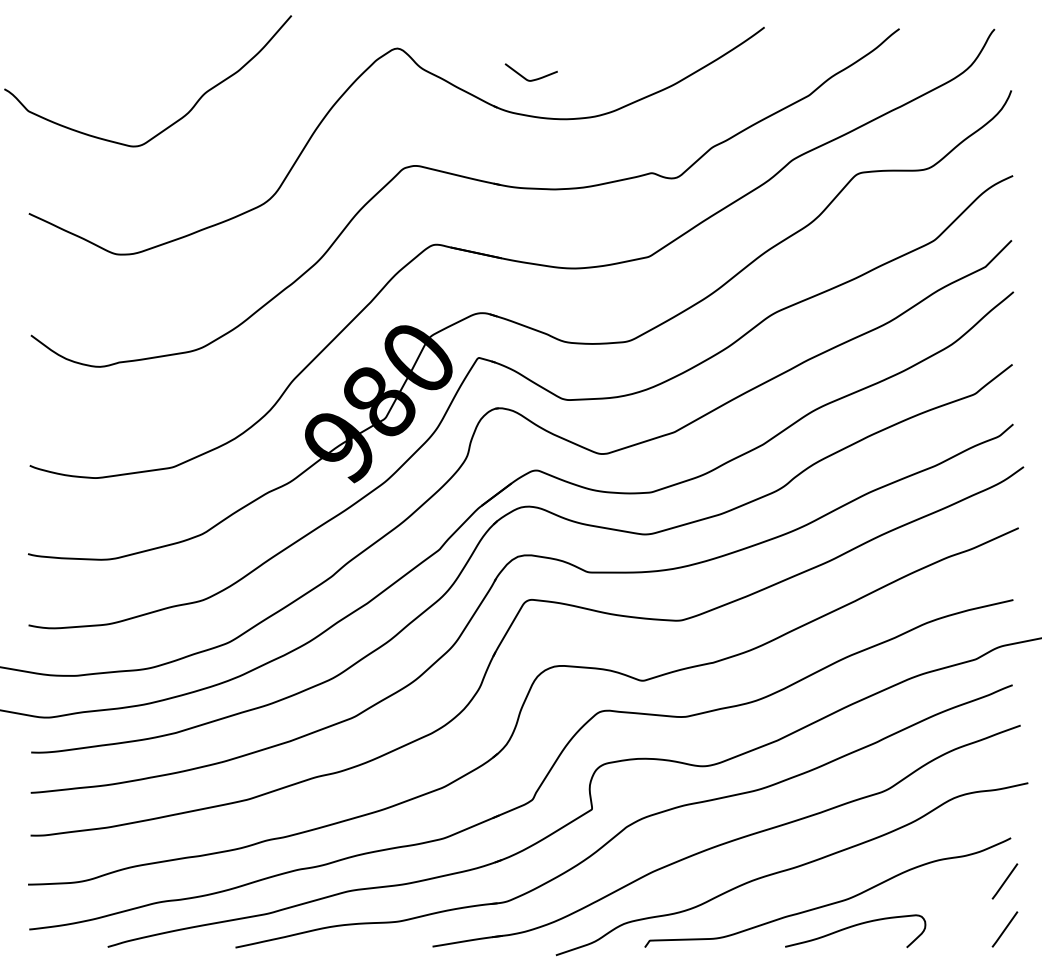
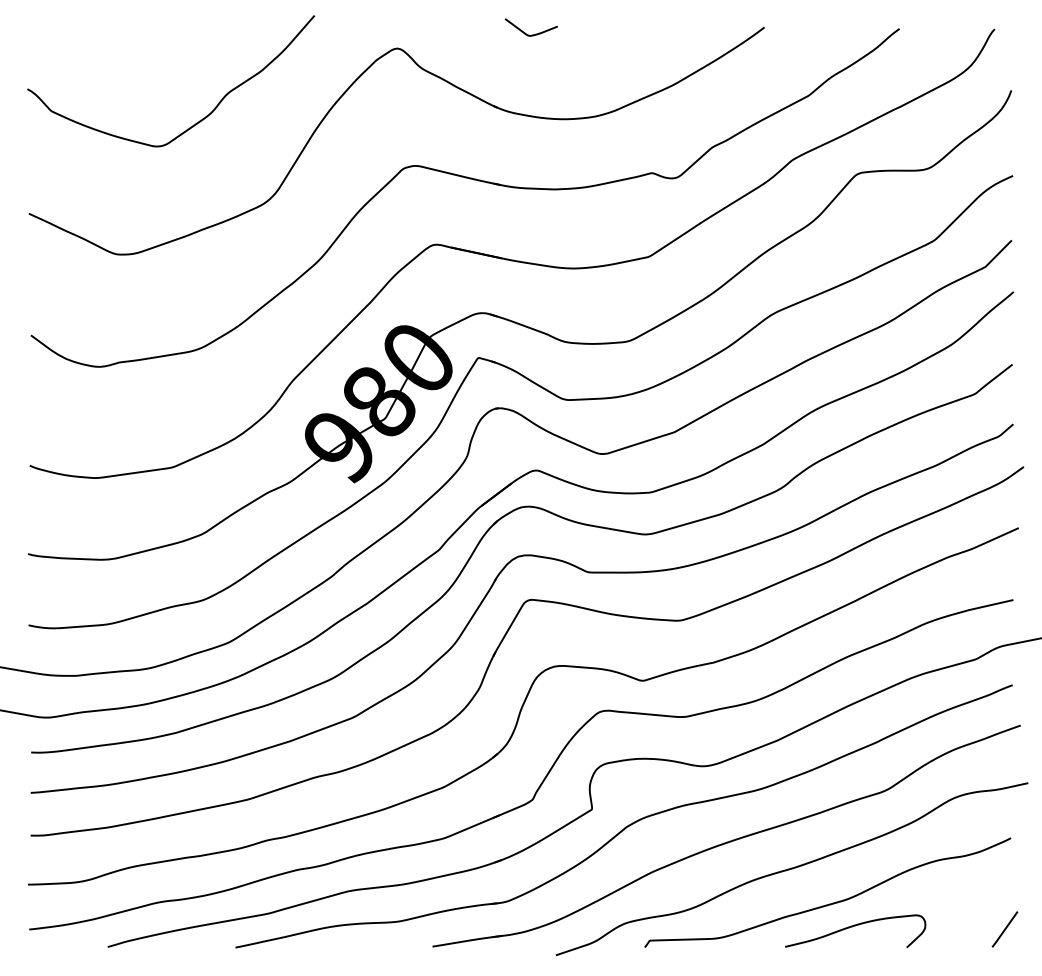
curve position: (525, 77) -> (525, 32) (525, 32)
curve position: (176, 120) -> (199, 120) (199, 120)
line: present -> none (1004, 881)
